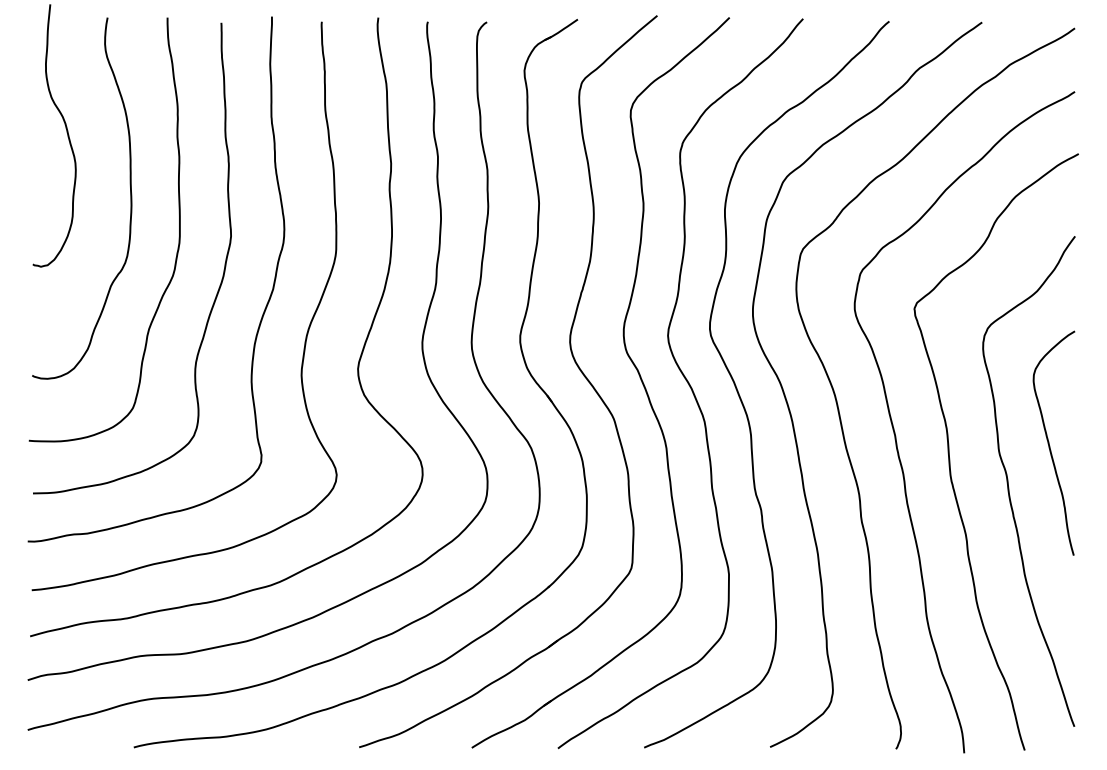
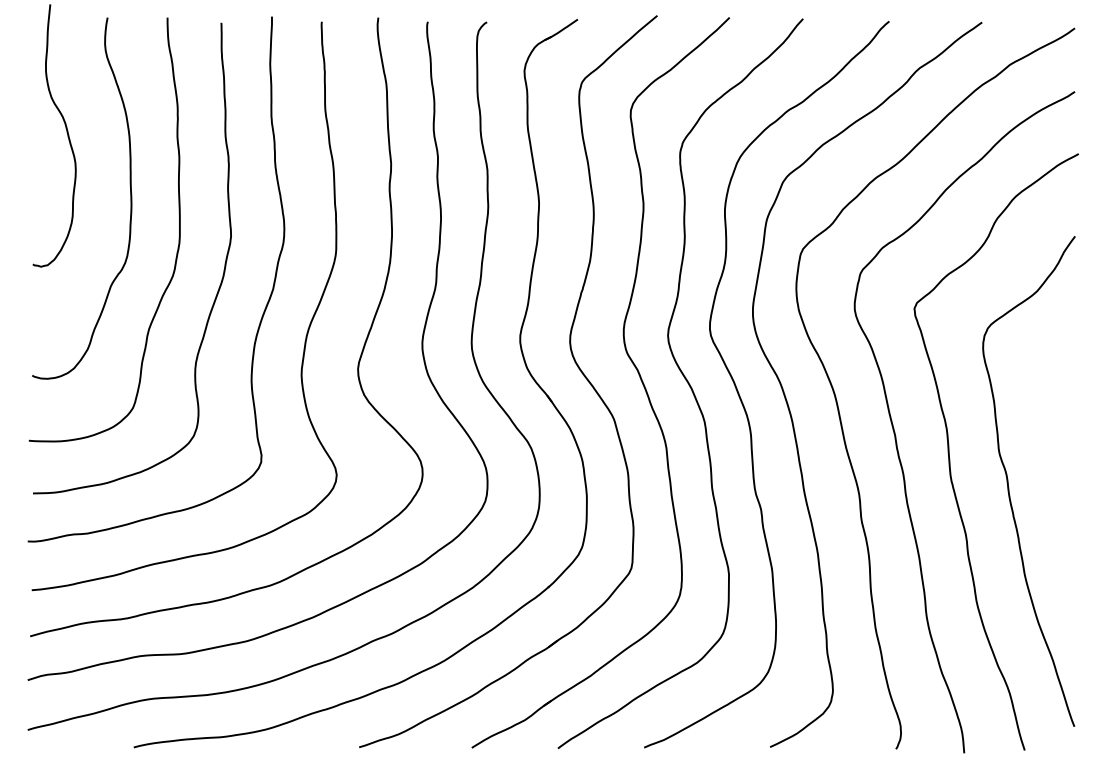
curve: present -> none (1049, 442)
